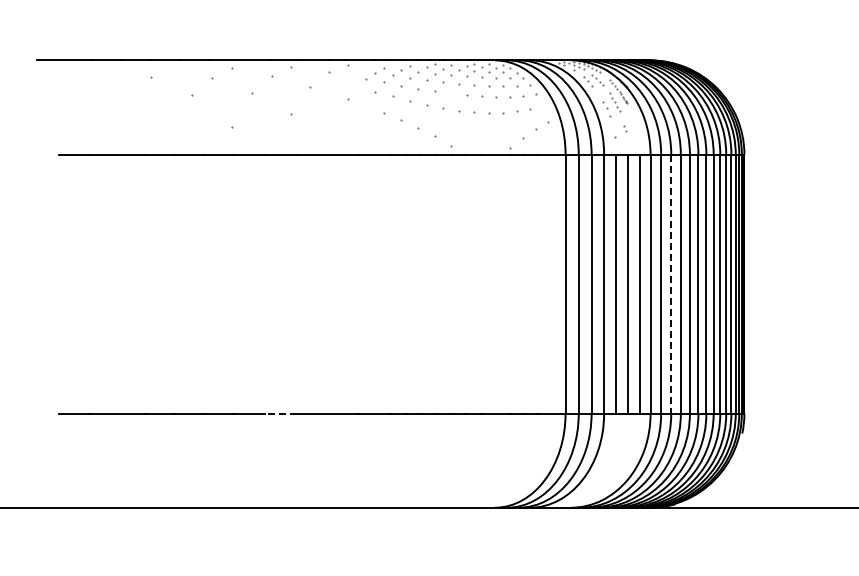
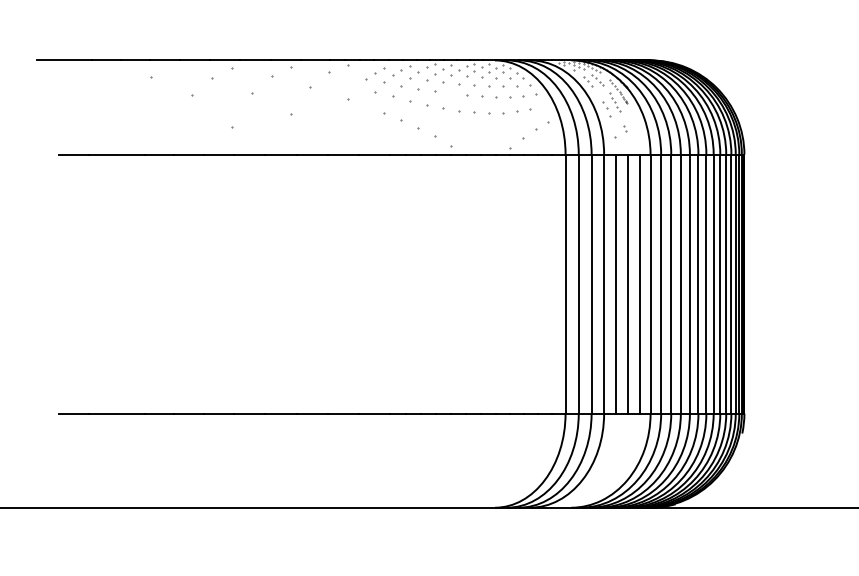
line: dashed -> solid (671, 284)
line: dashed -> solid (280, 413)
